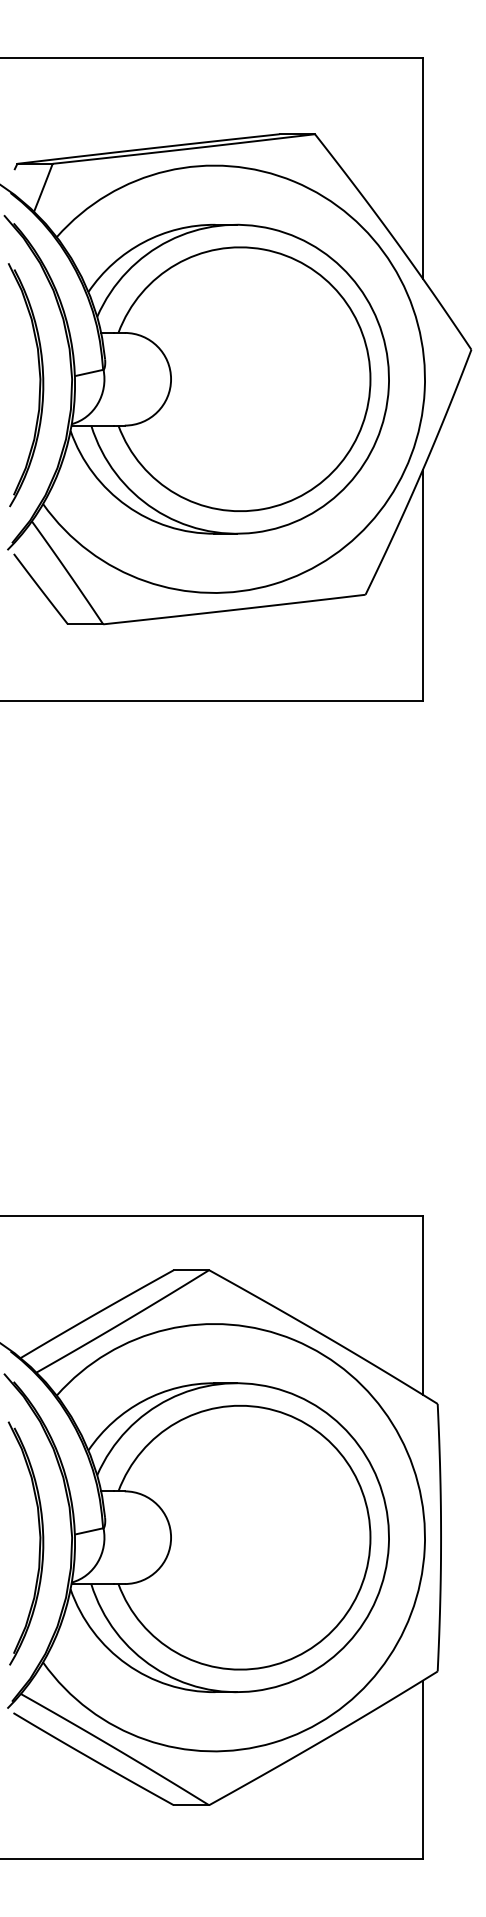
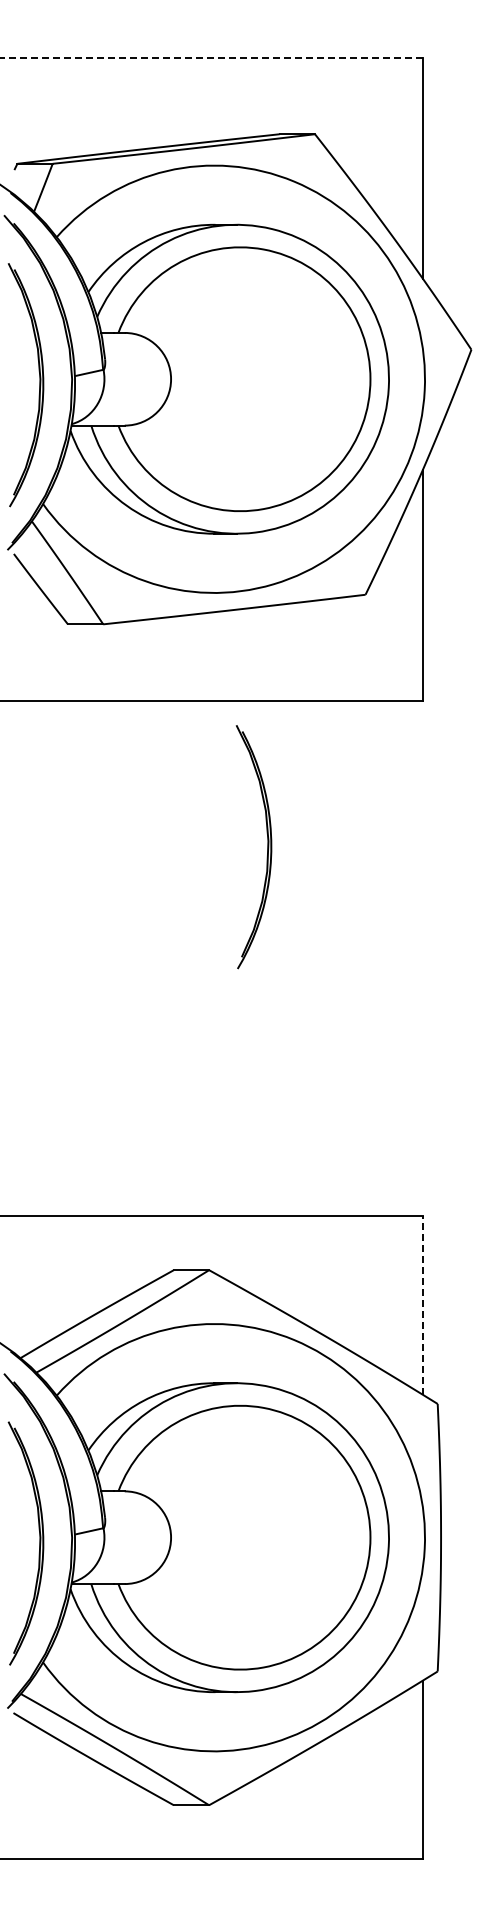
line: solid -> dashed (211, 57)
part: none -> present (267, 847)
line: solid -> dashed (422, 1304)
